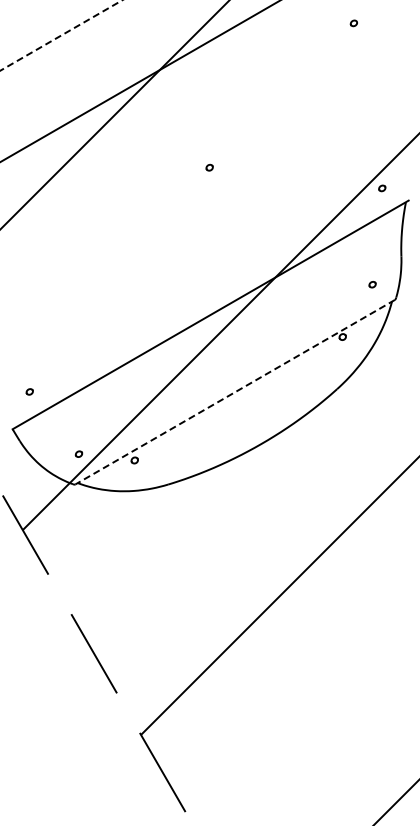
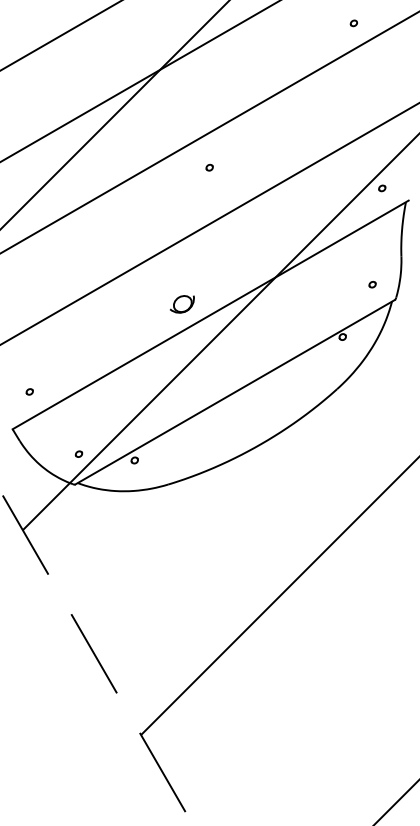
line: dashed -> solid (61, 35)
line: none -> present (209, 132)
line: none -> present (209, 223)
part: none -> present (182, 304)
line: dashed -> solid (235, 392)
